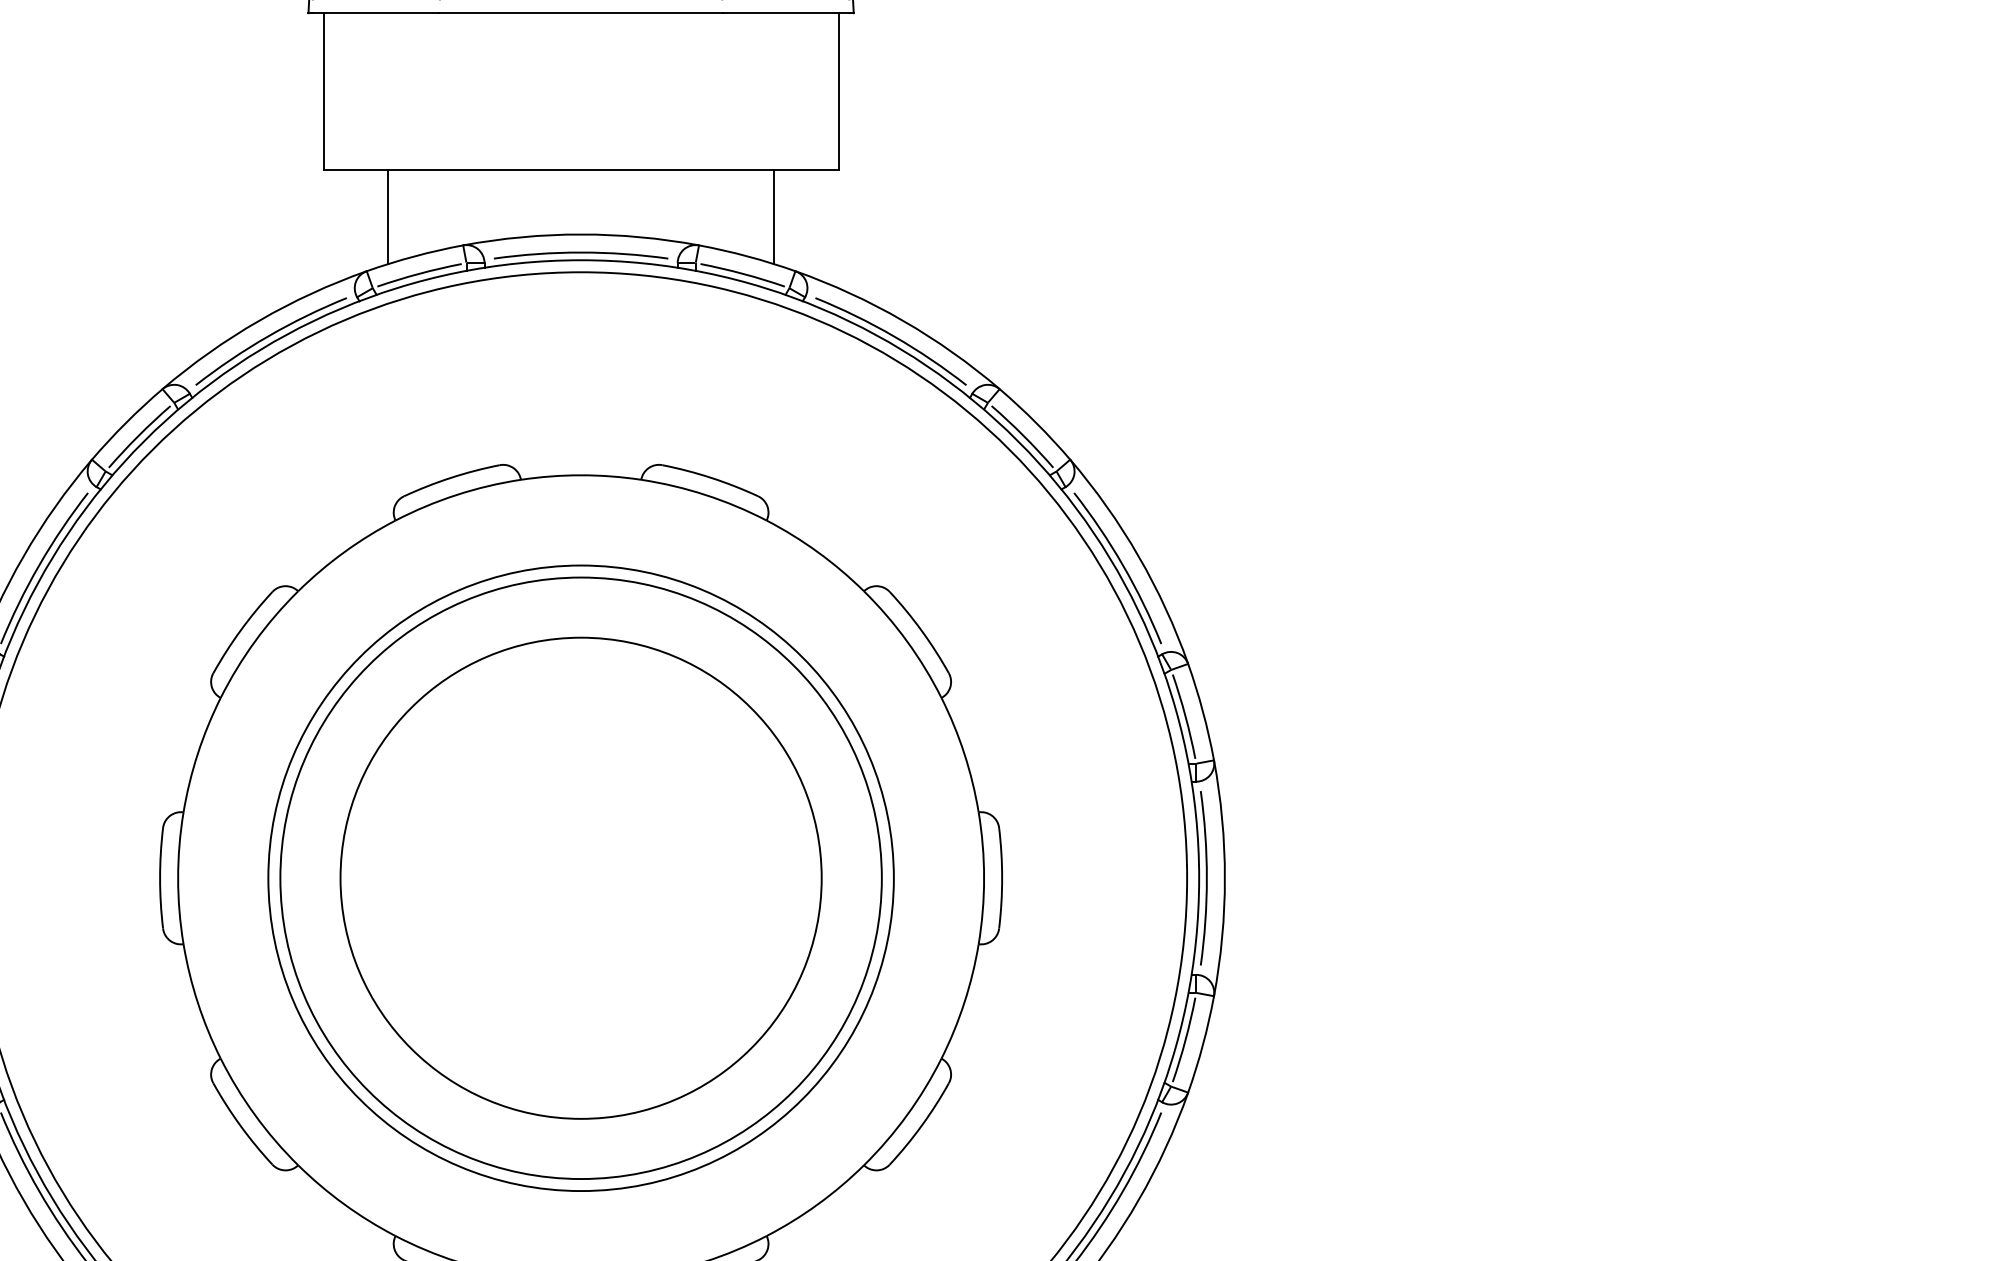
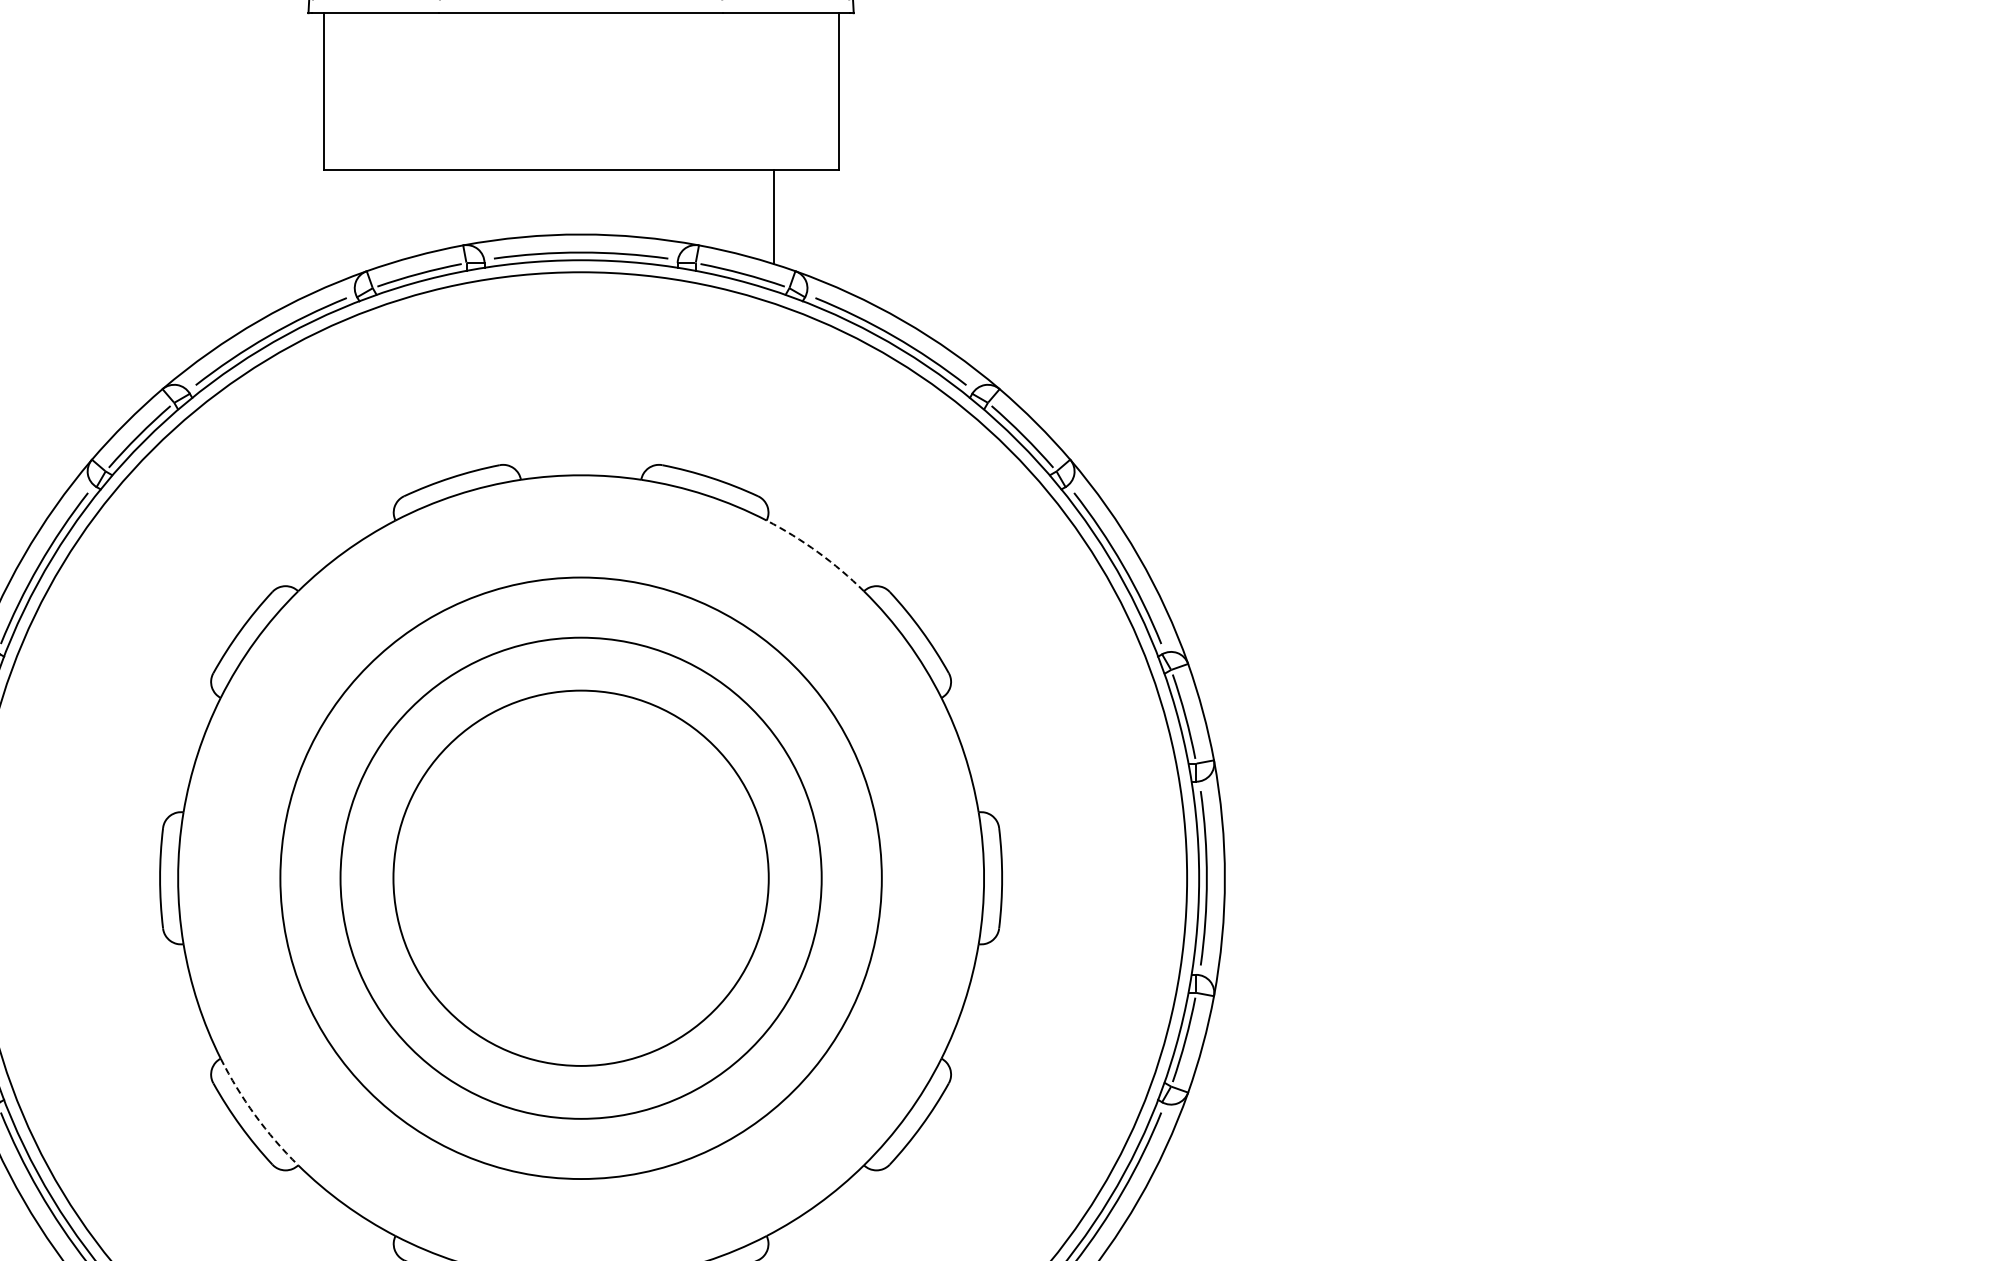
line: present -> none (387, 217)
arc: solid -> dashed (817, 552)
circle diameter: 626 px -> 375 px (580, 877)
arc: solid -> dashed (255, 1115)
